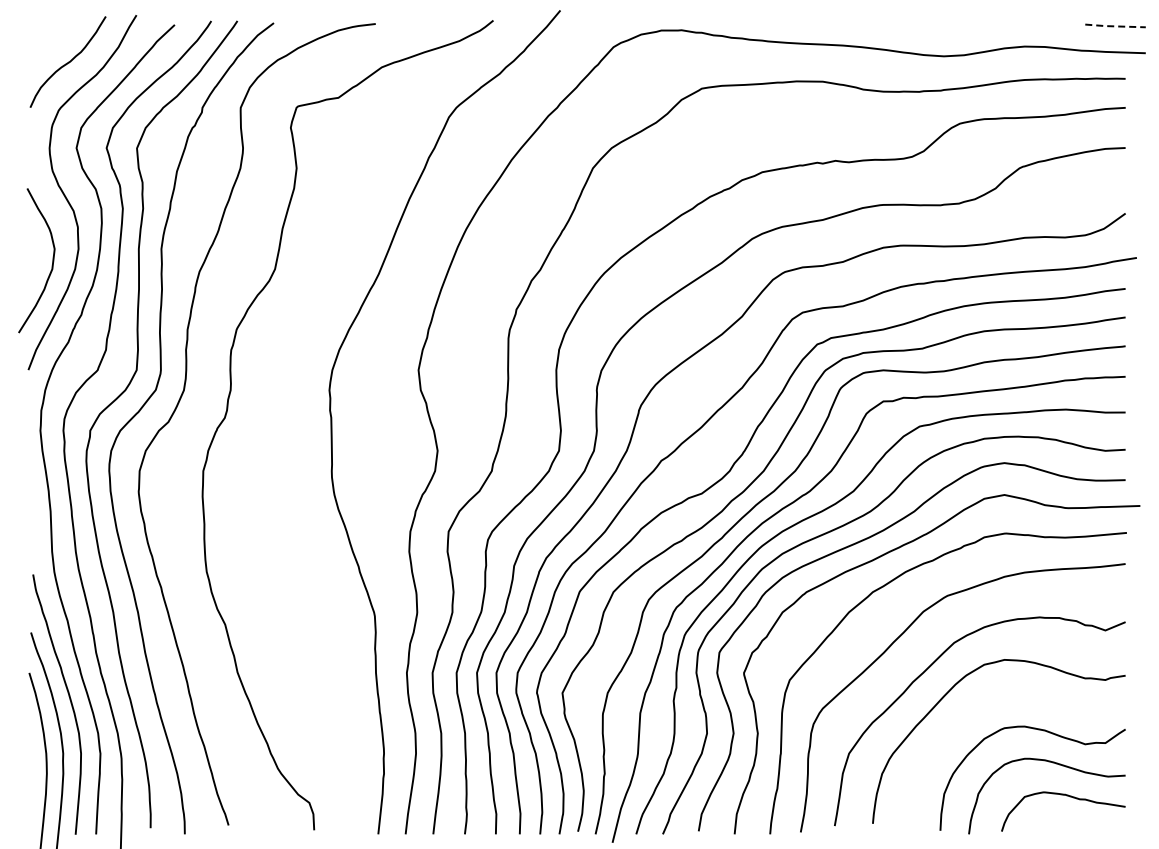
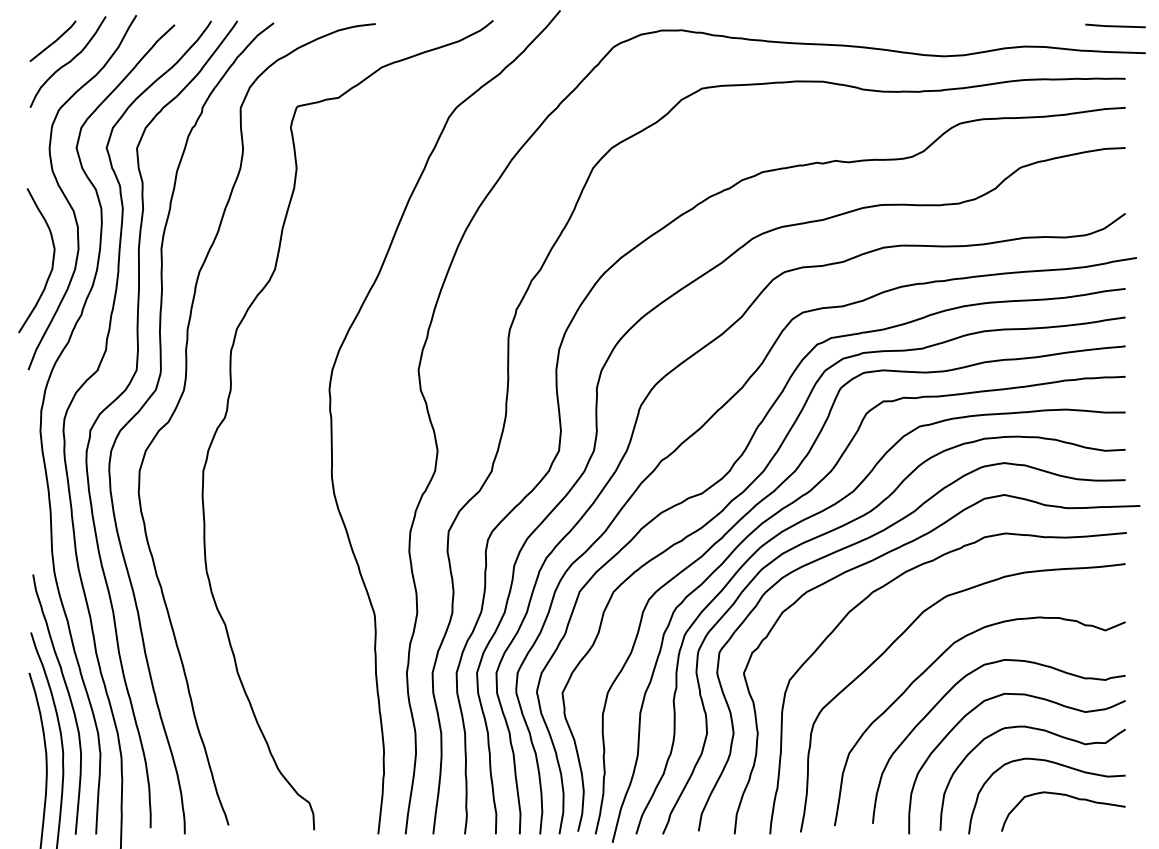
line: dashed -> solid (1115, 26)
line: none -> present (53, 41)
curve: none -> present (1027, 696)
